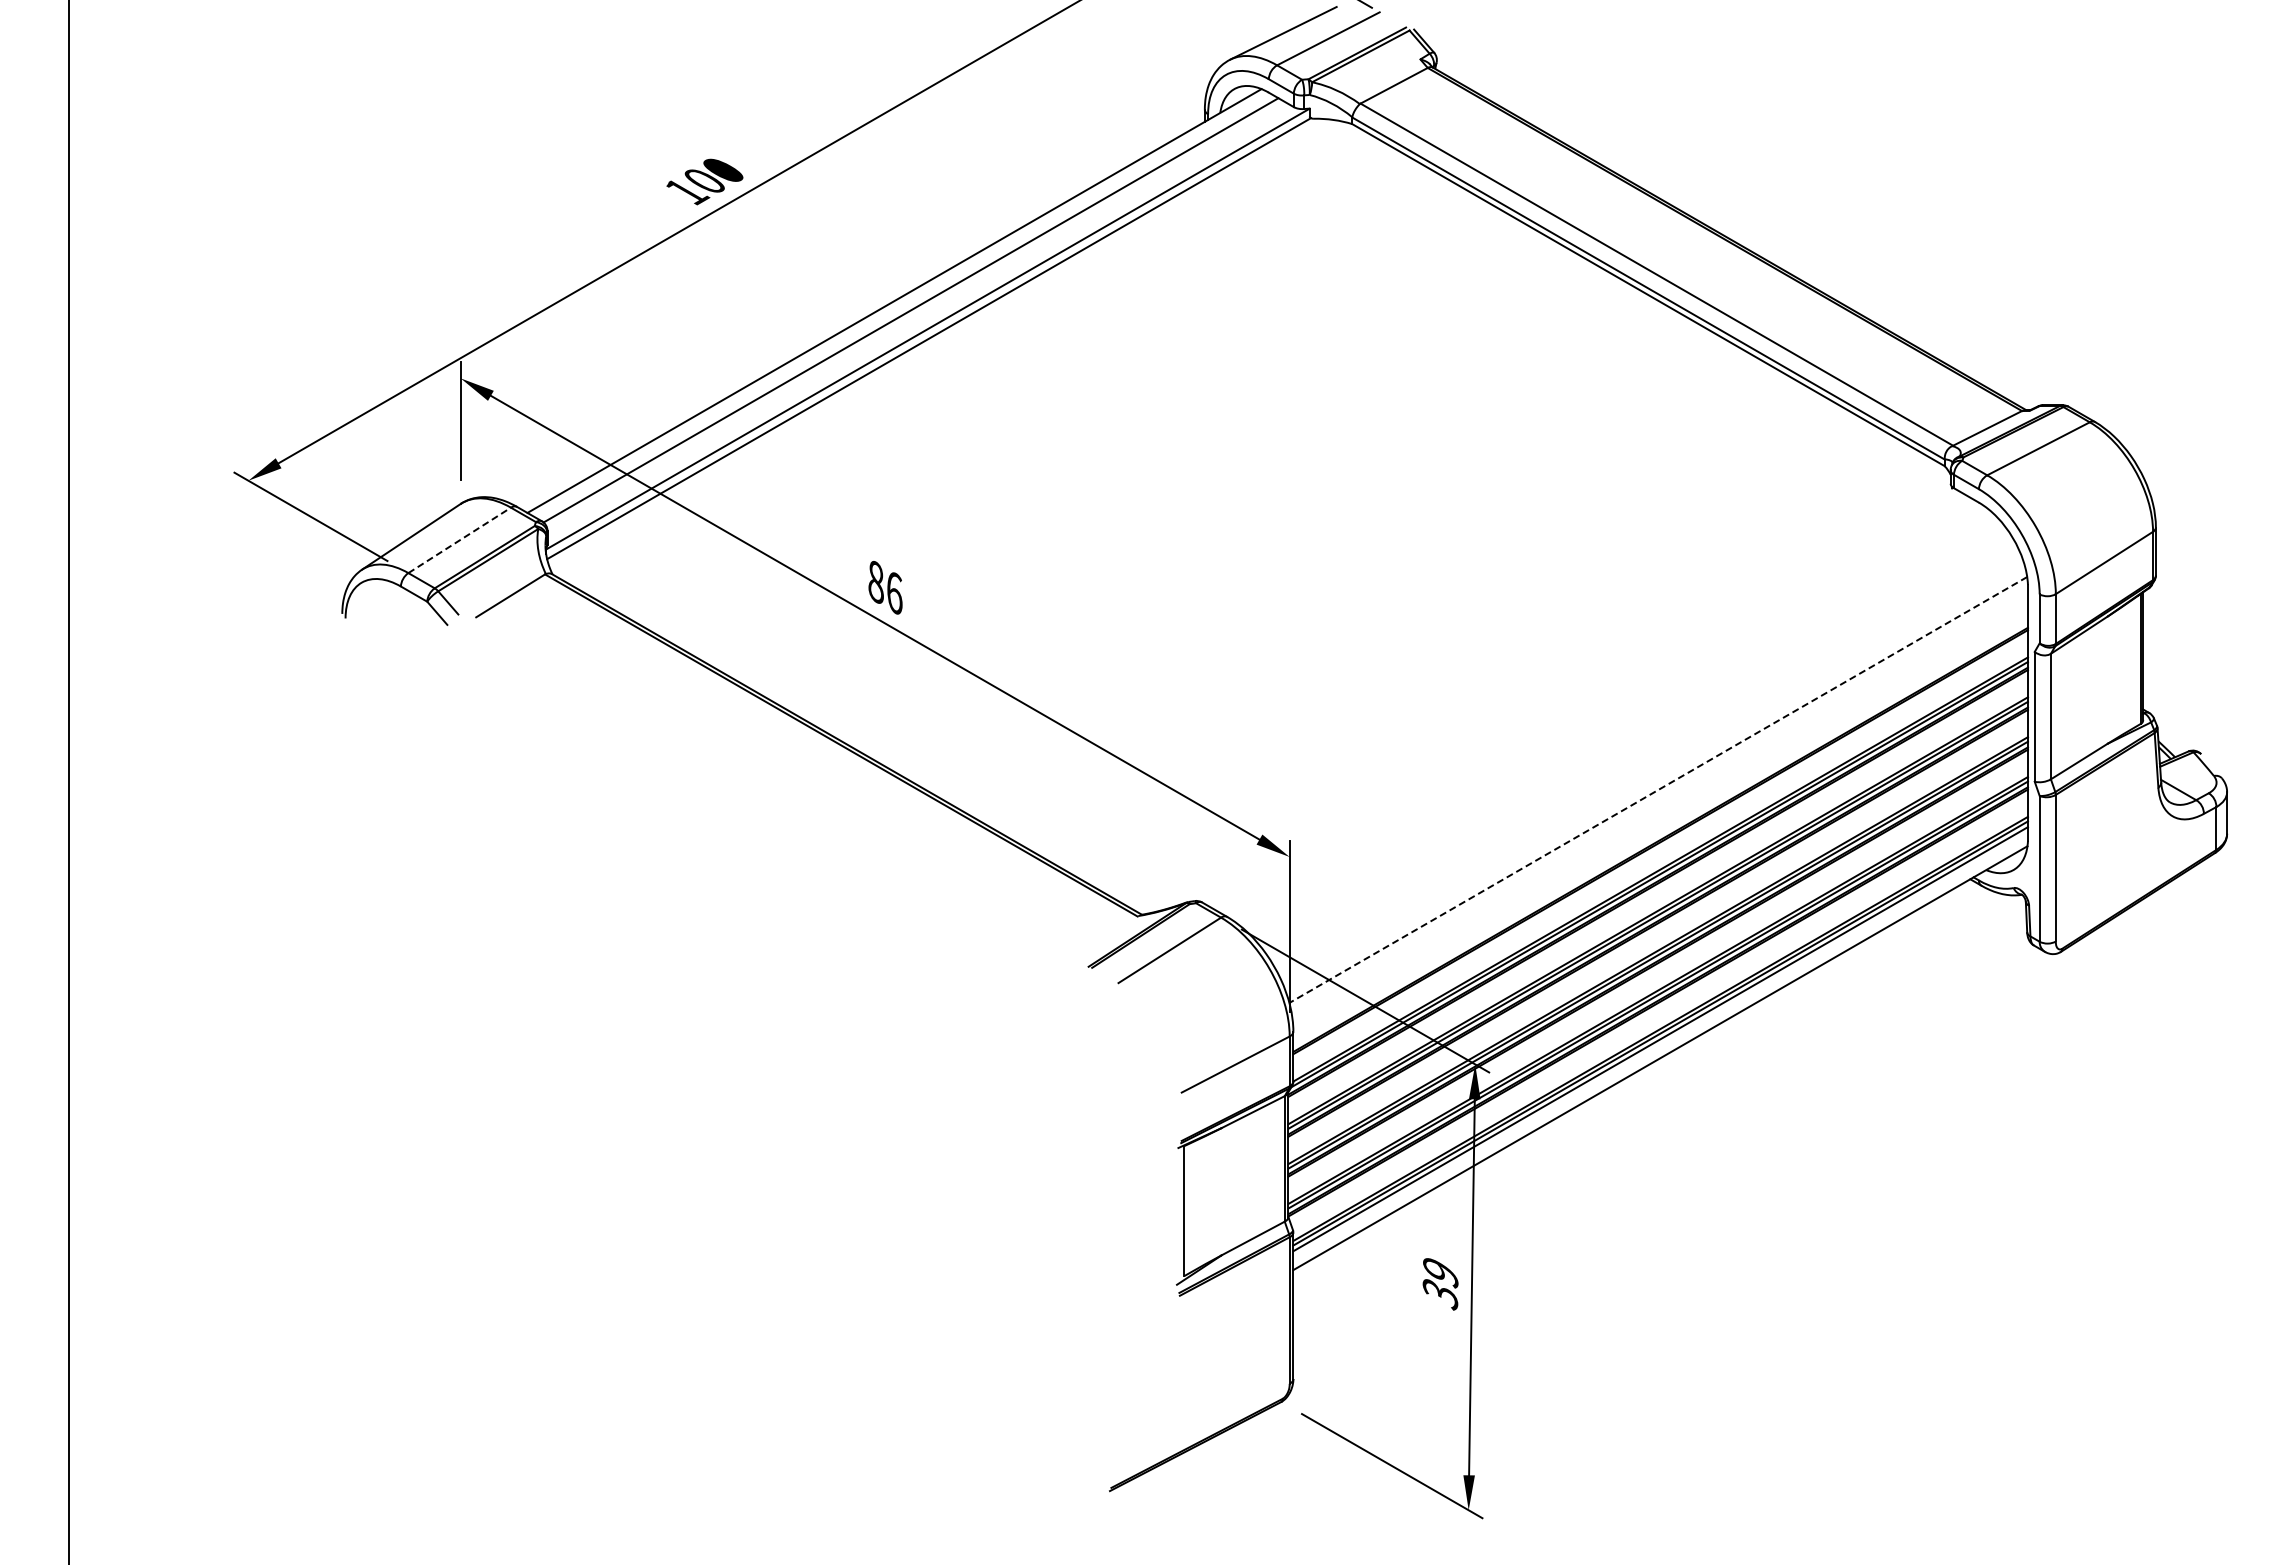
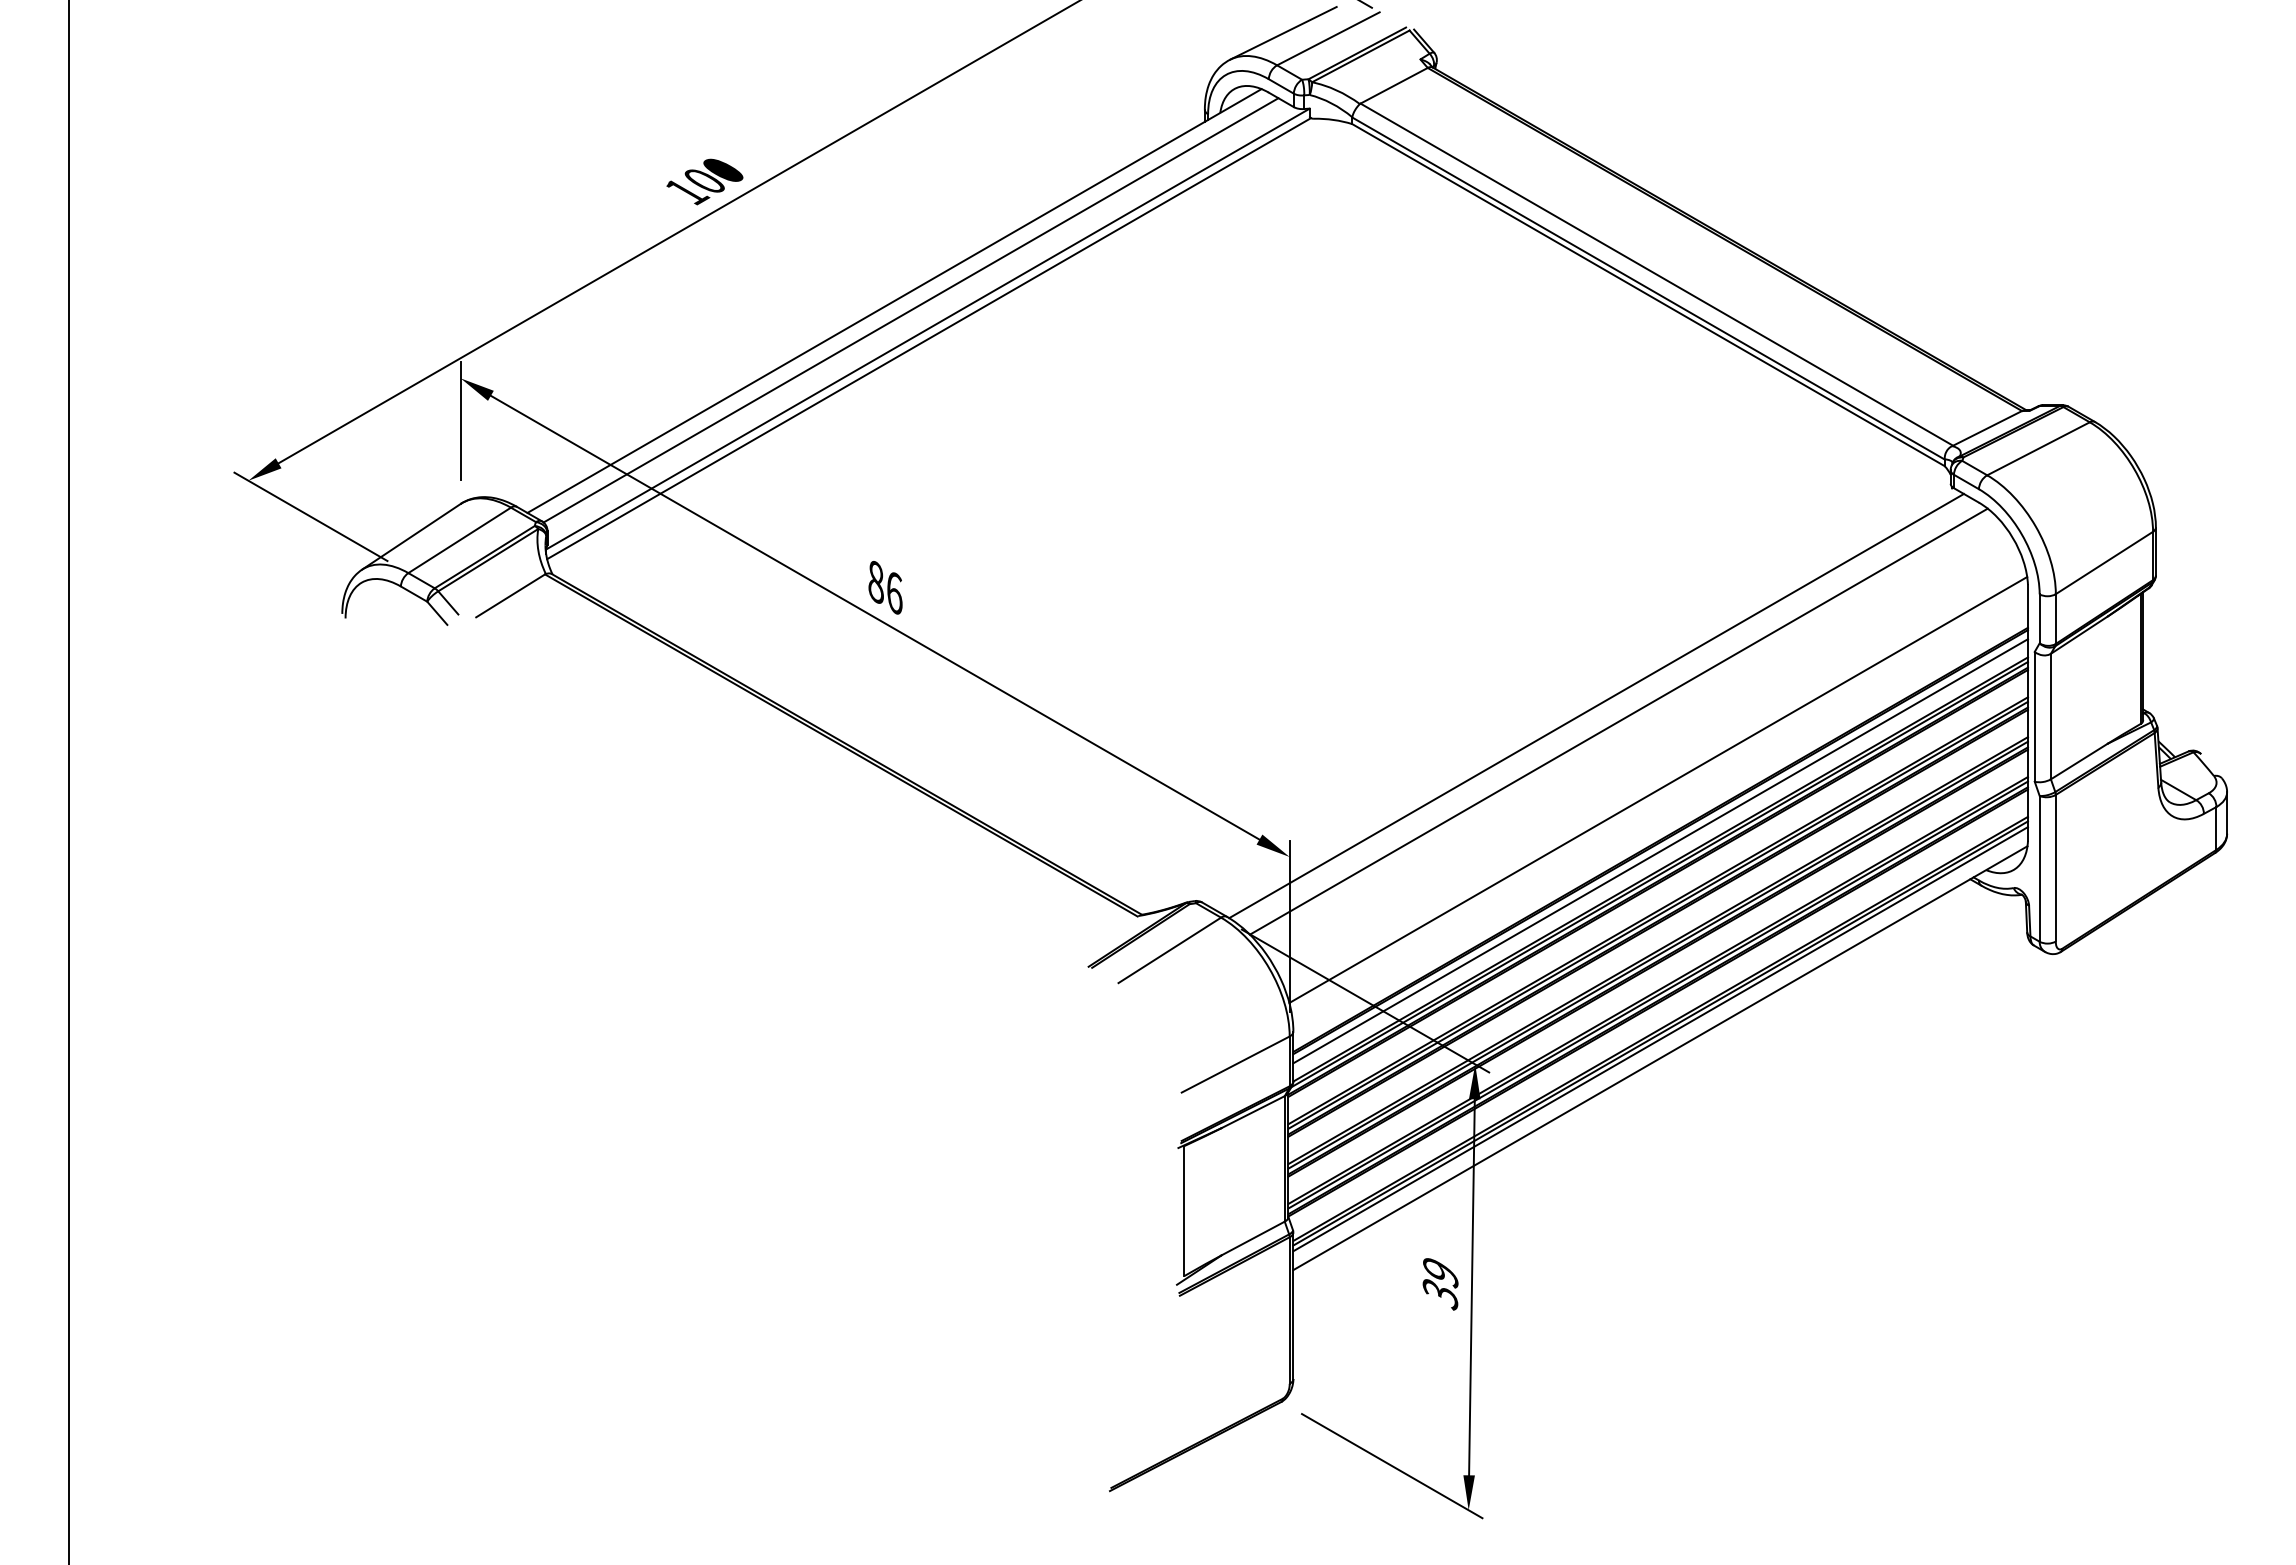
line: dashed -> solid (459, 540)
line: none -> present (1596, 705)
line: none -> present (1618, 721)
line: dashed -> solid (1658, 790)
line: none -> present (1660, 851)
